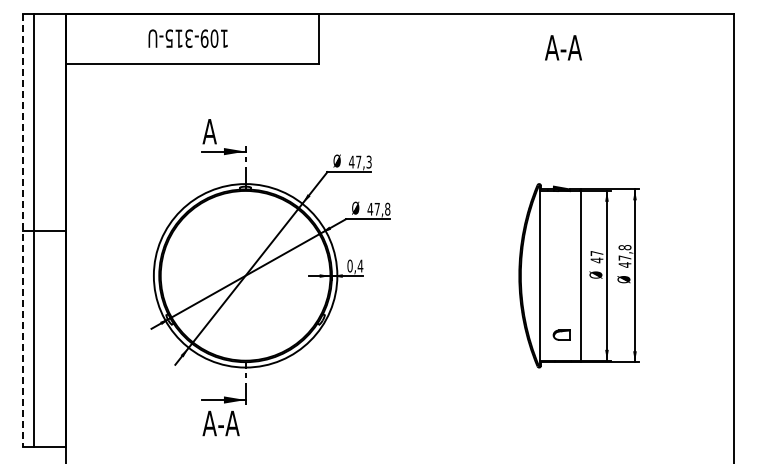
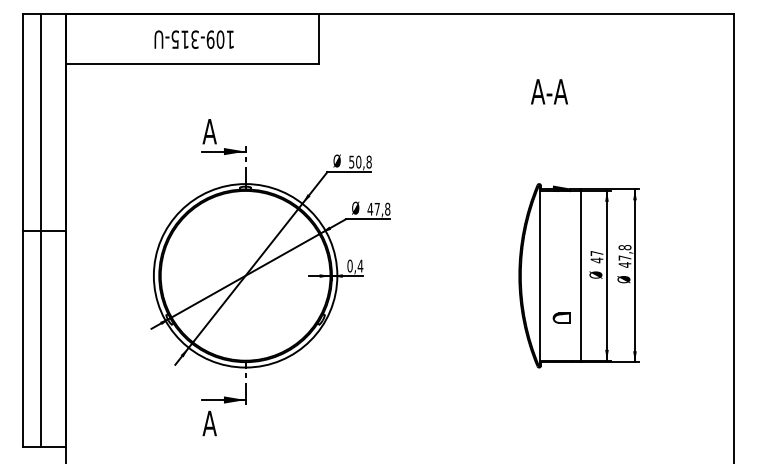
text position: (187, 38) -> (193, 39) (193, 39)
text position: (563, 47) -> (549, 91) (549, 91)
text: 47,3 -> 50,8 (359, 161)
line: dashed -> solid (22, 230)
line position: (33, 230) -> (40, 230) (40, 230)
part position: (561, 334) -> (561, 317) (561, 317)
text: A-A -> A (228, 423)
